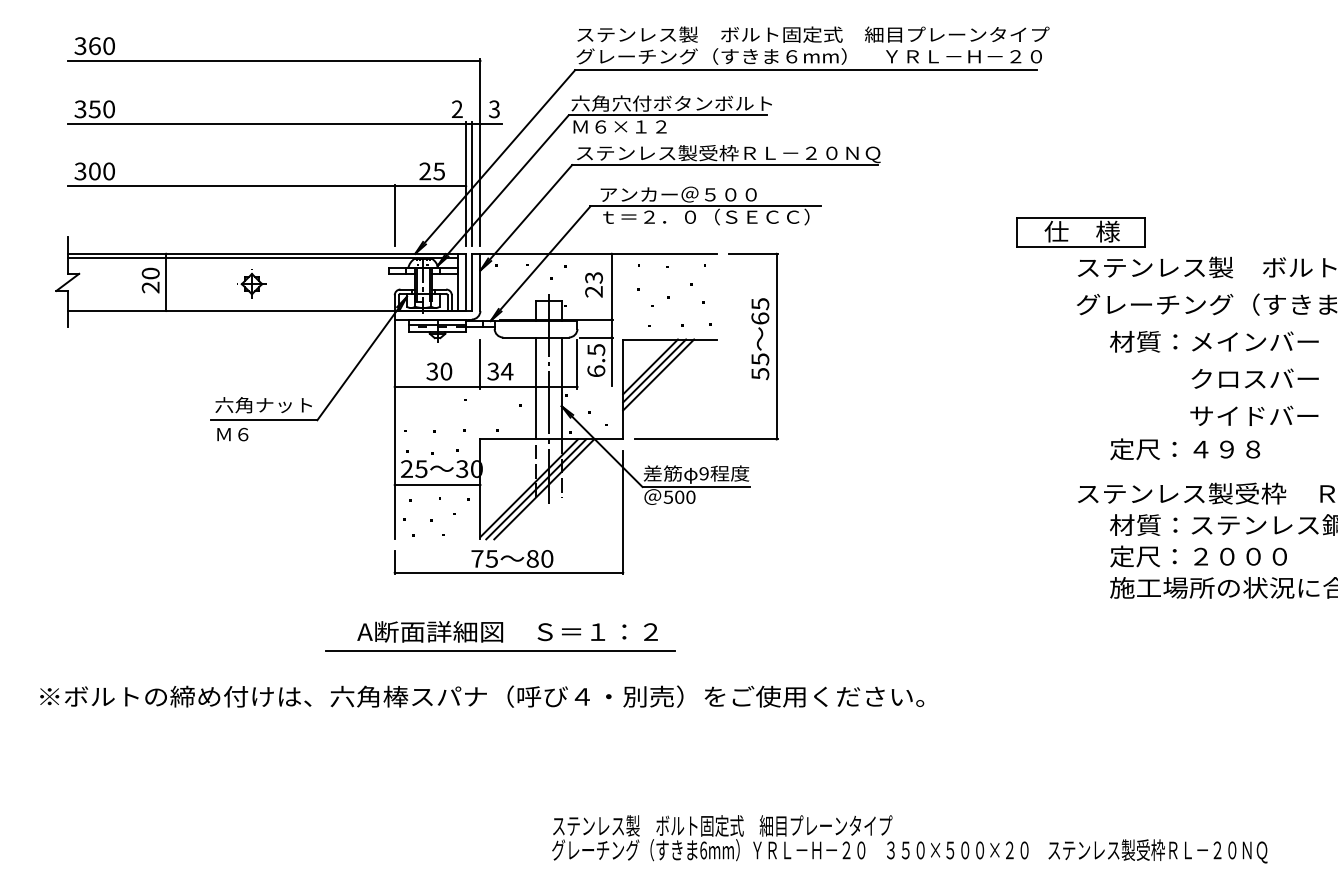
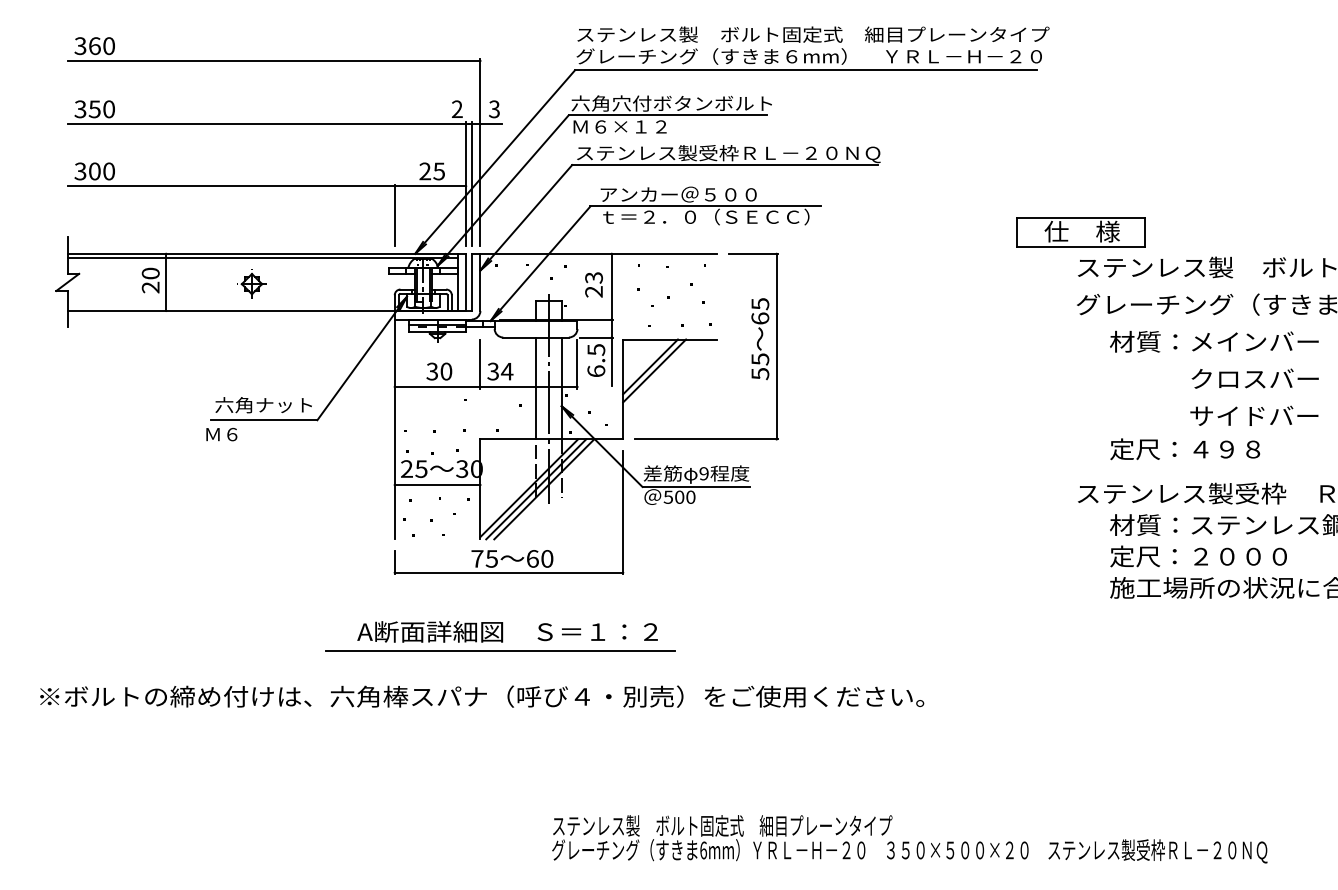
line: present -> none (658, 374)
text position: (232, 434) -> (221, 434) (221, 434)
text: 80 -> 60 (532, 558)
